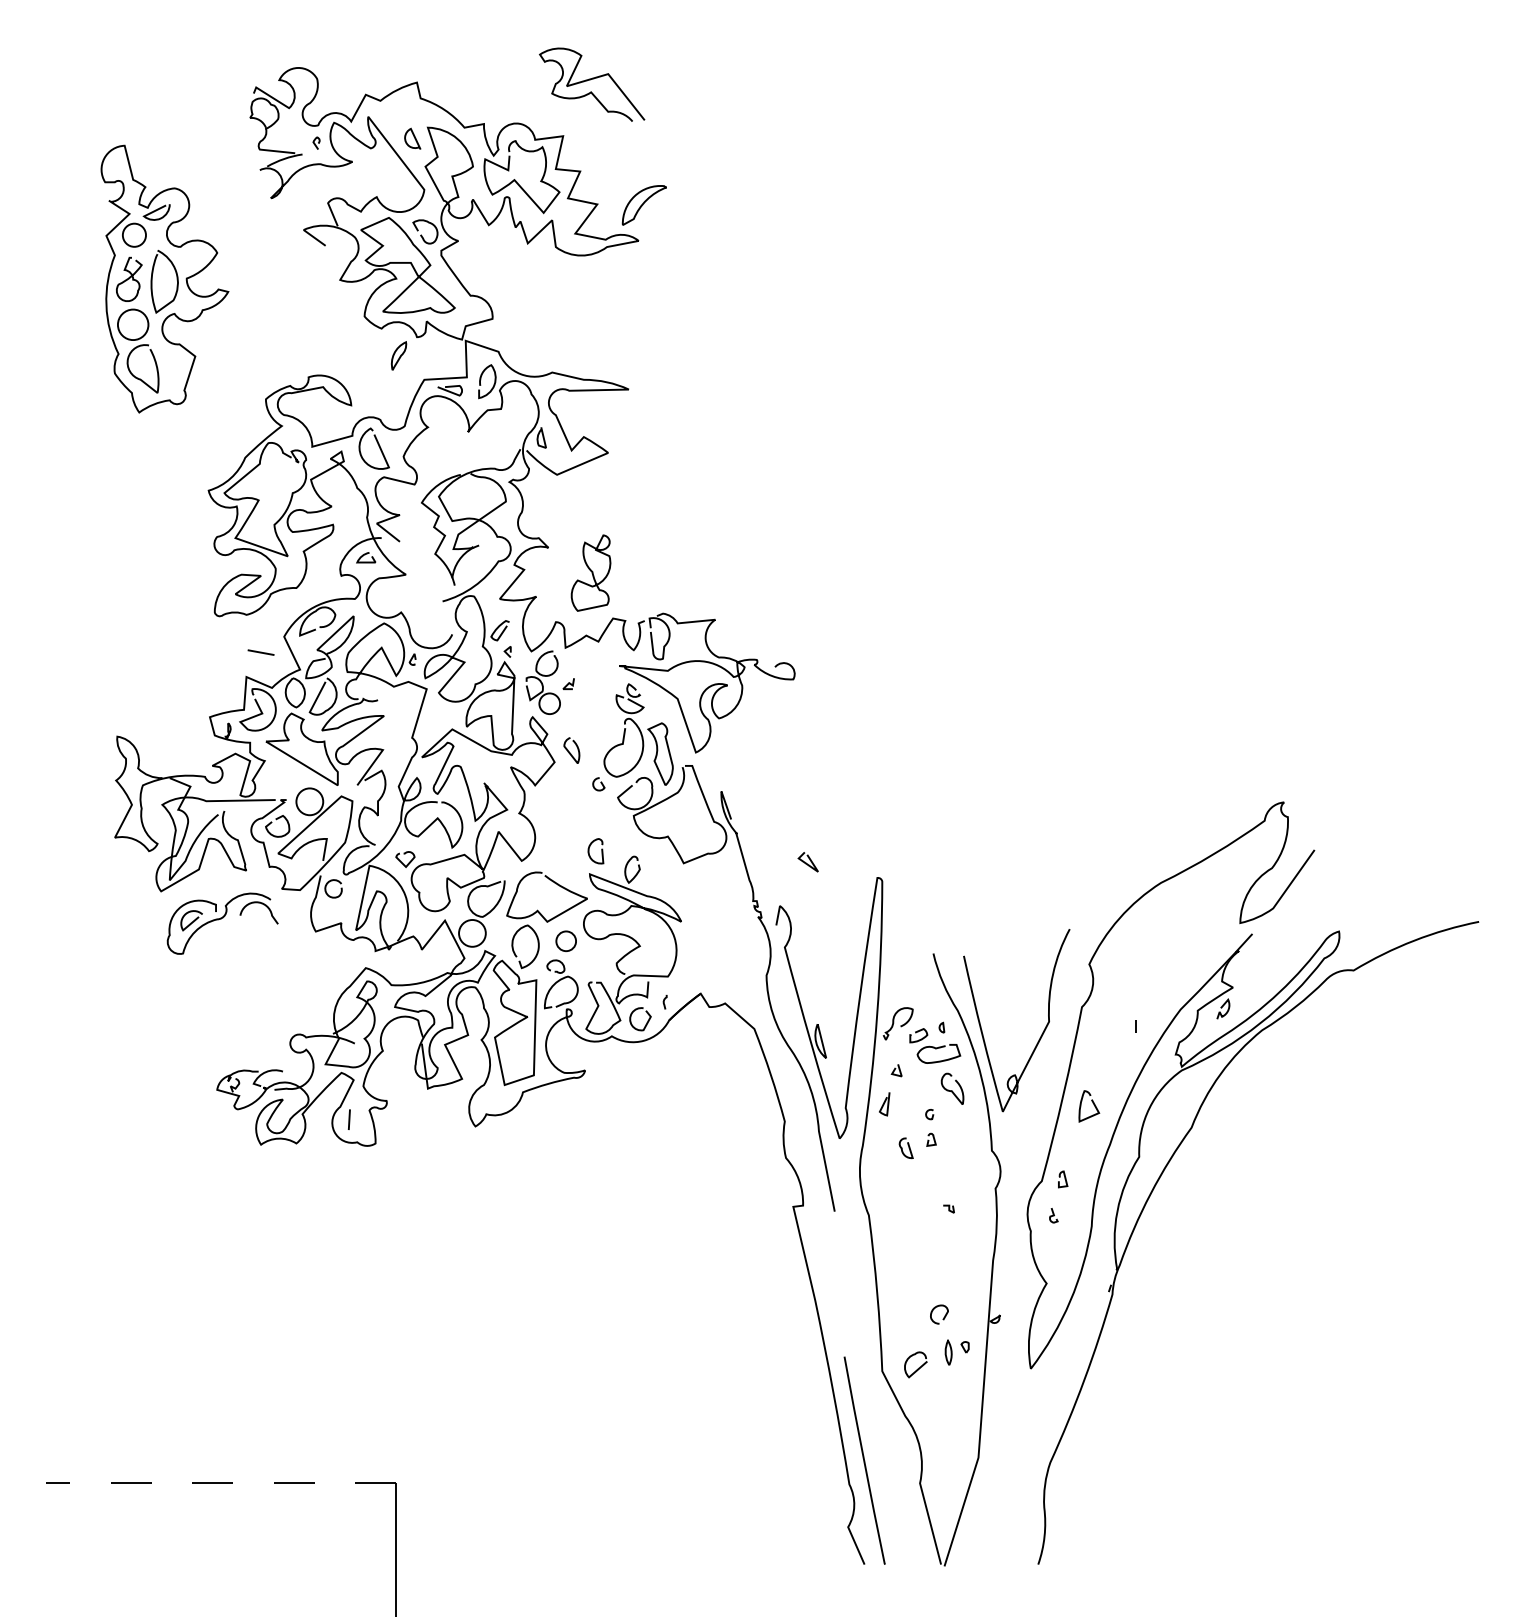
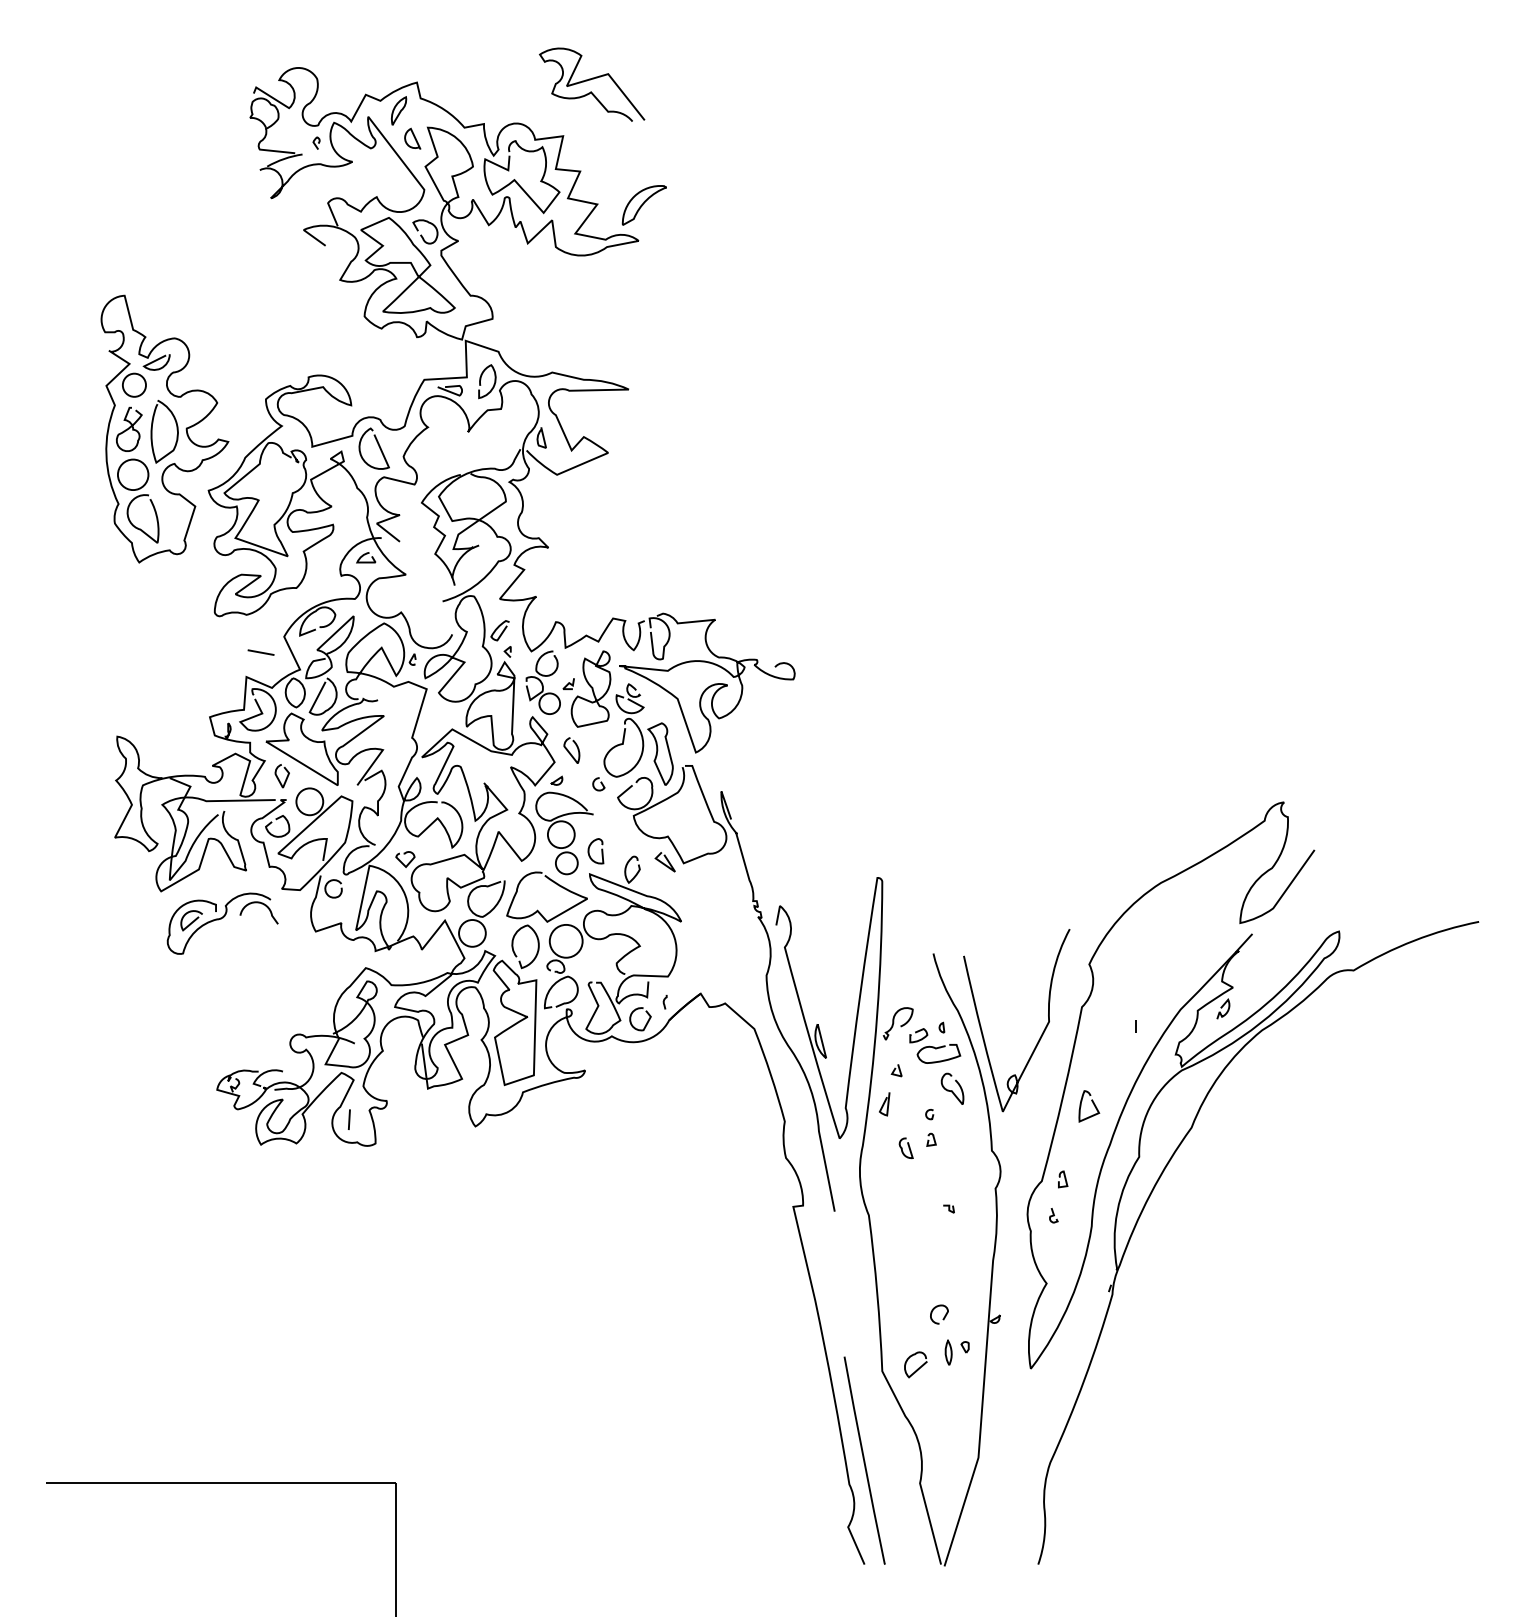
part position: (164, 278) -> (164, 428) (164, 428)
part position: (399, 355) -> (399, 110) (399, 110)
part position: (590, 572) -> (590, 688) (590, 688)
curve: none -> present (278, 777)
part: none -> present (564, 825)
line position: (806, 862) -> (663, 862) (663, 862)
circle diameter: 20 px -> 33 px (565, 940)
line: dashed -> solid (220, 1483)
